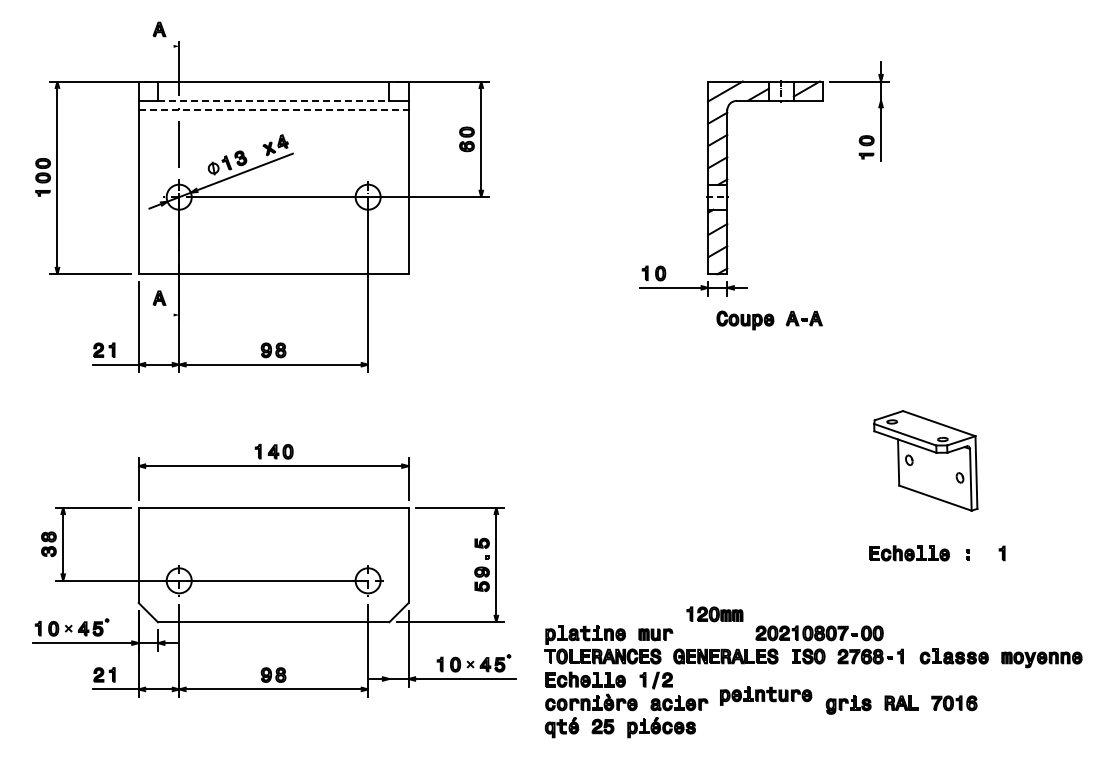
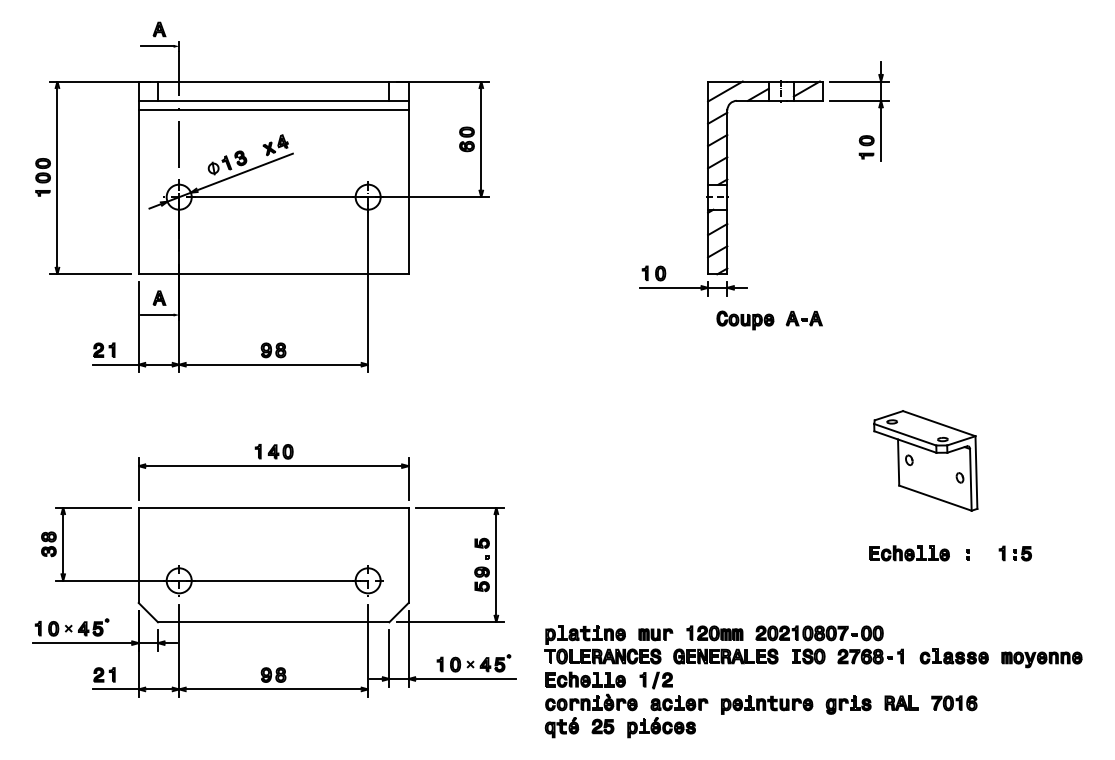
line: none -> present (156, 46)
line: dashed -> solid (273, 100)
line: none -> present (859, 100)
line: dashed -> solid (273, 110)
line: none -> present (156, 315)
part: none -> present (1022, 553)
part position: (714, 614) -> (714, 633) (714, 633)
line: none -> present (389, 657)
part position: (766, 695) -> (767, 704) (767, 704)
